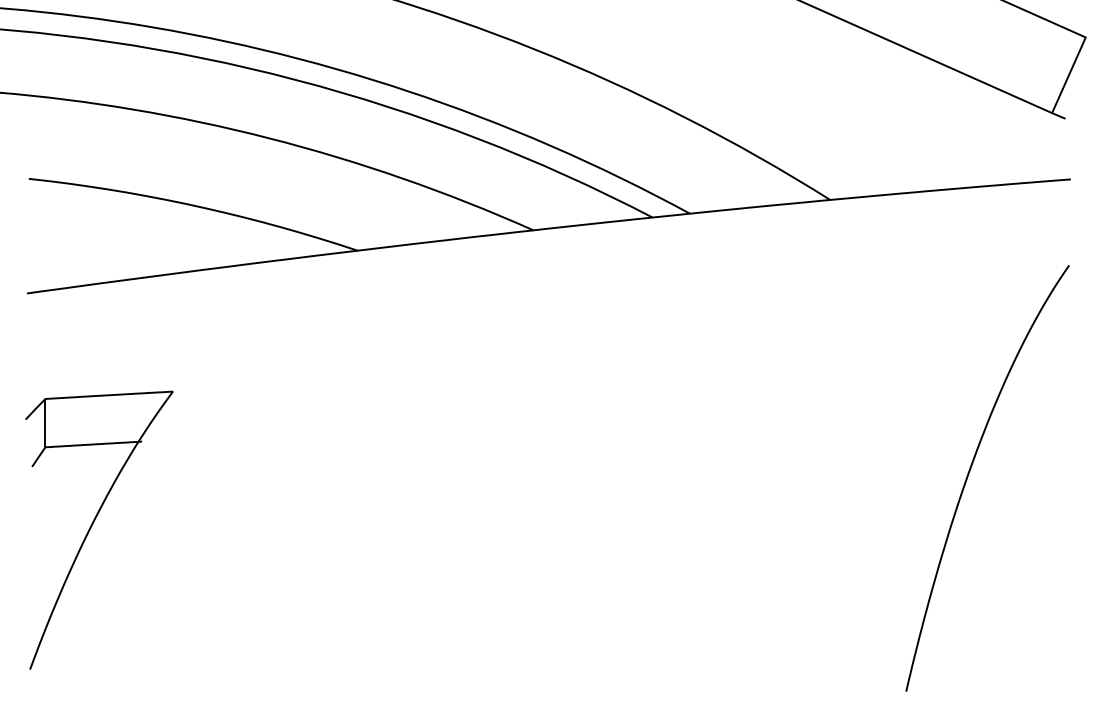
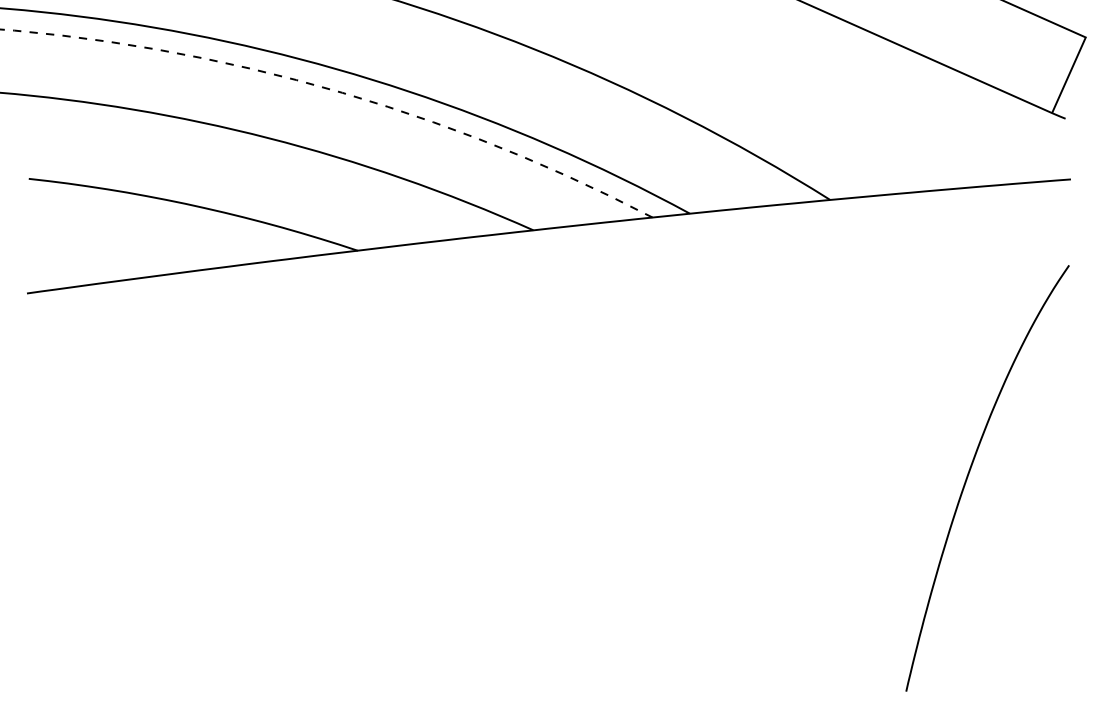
arc: solid -> dashed (335, 90)
part: present -> none (92, 526)
